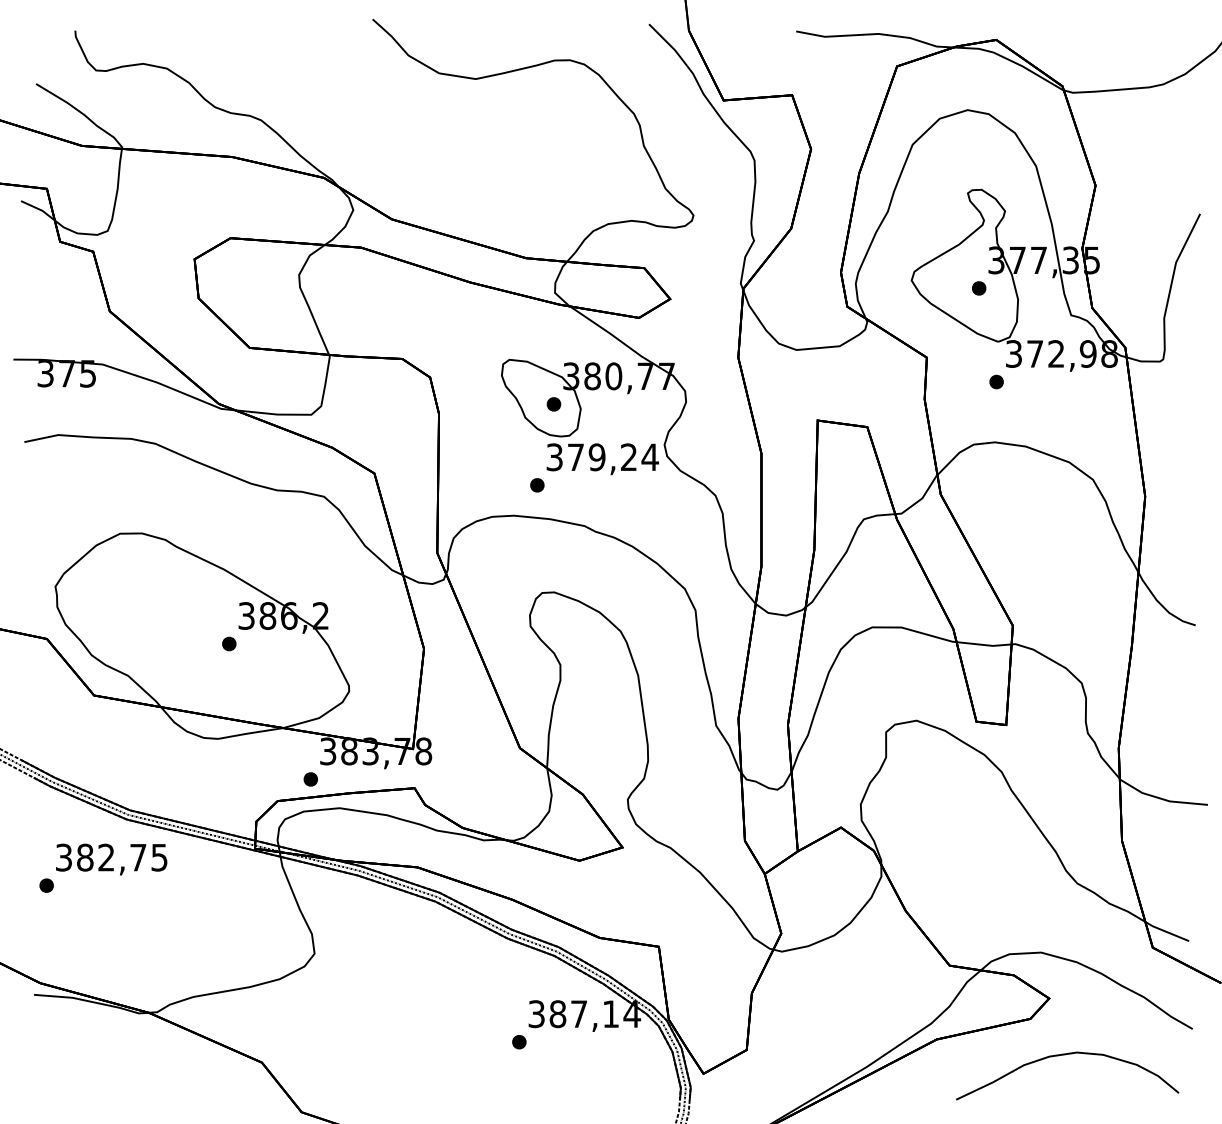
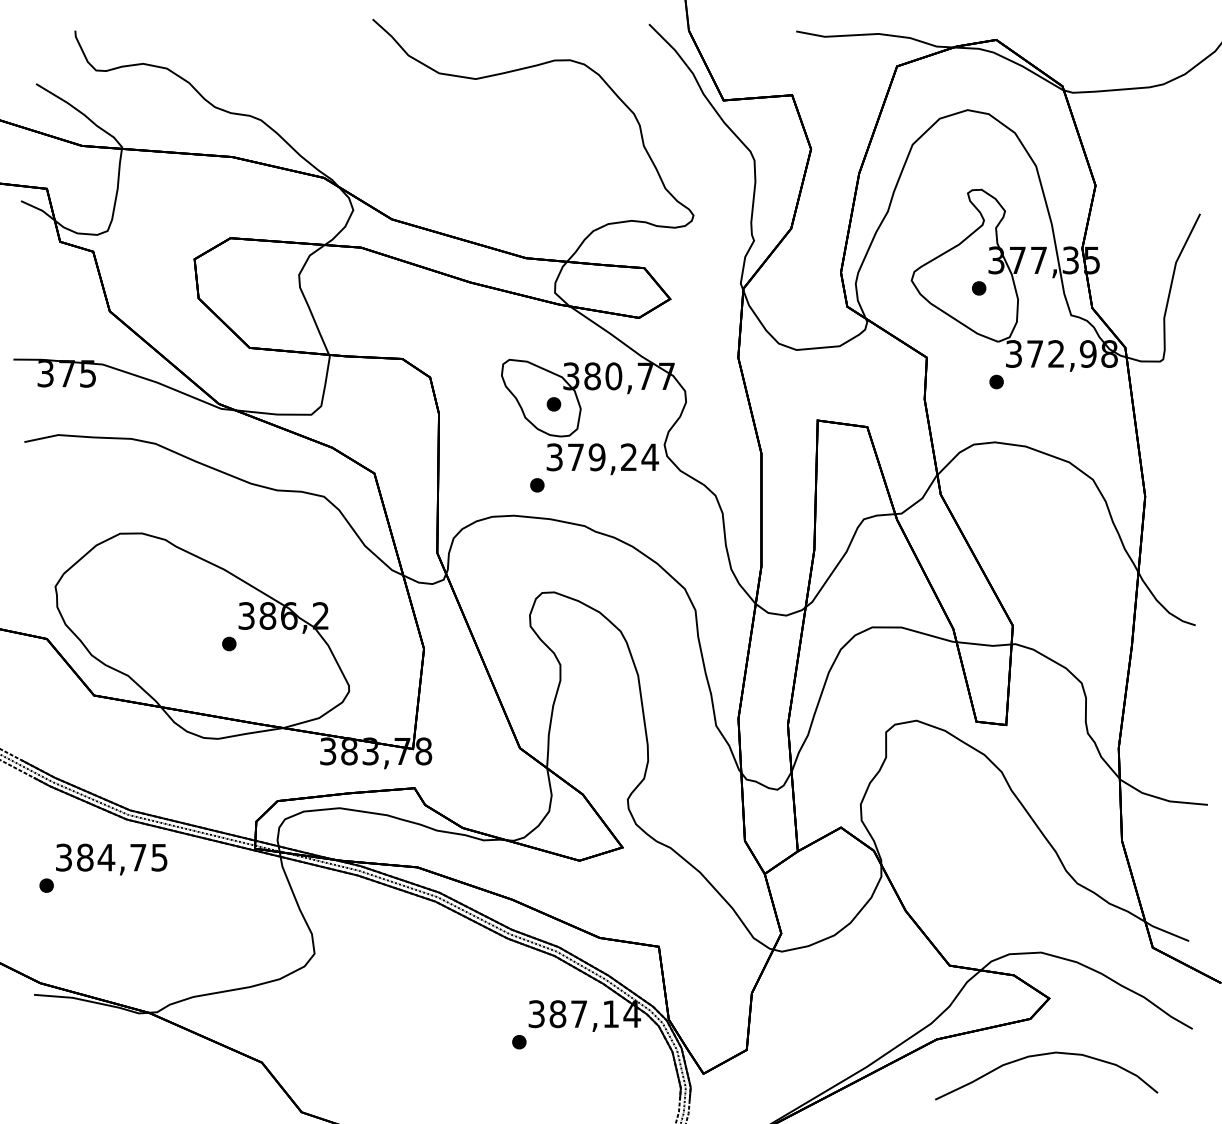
part: present -> none (310, 779)
text: 382,75 -> 384,75 (106, 857)
curve position: (1065, 1055) -> (1044, 1055) (1044, 1055)
